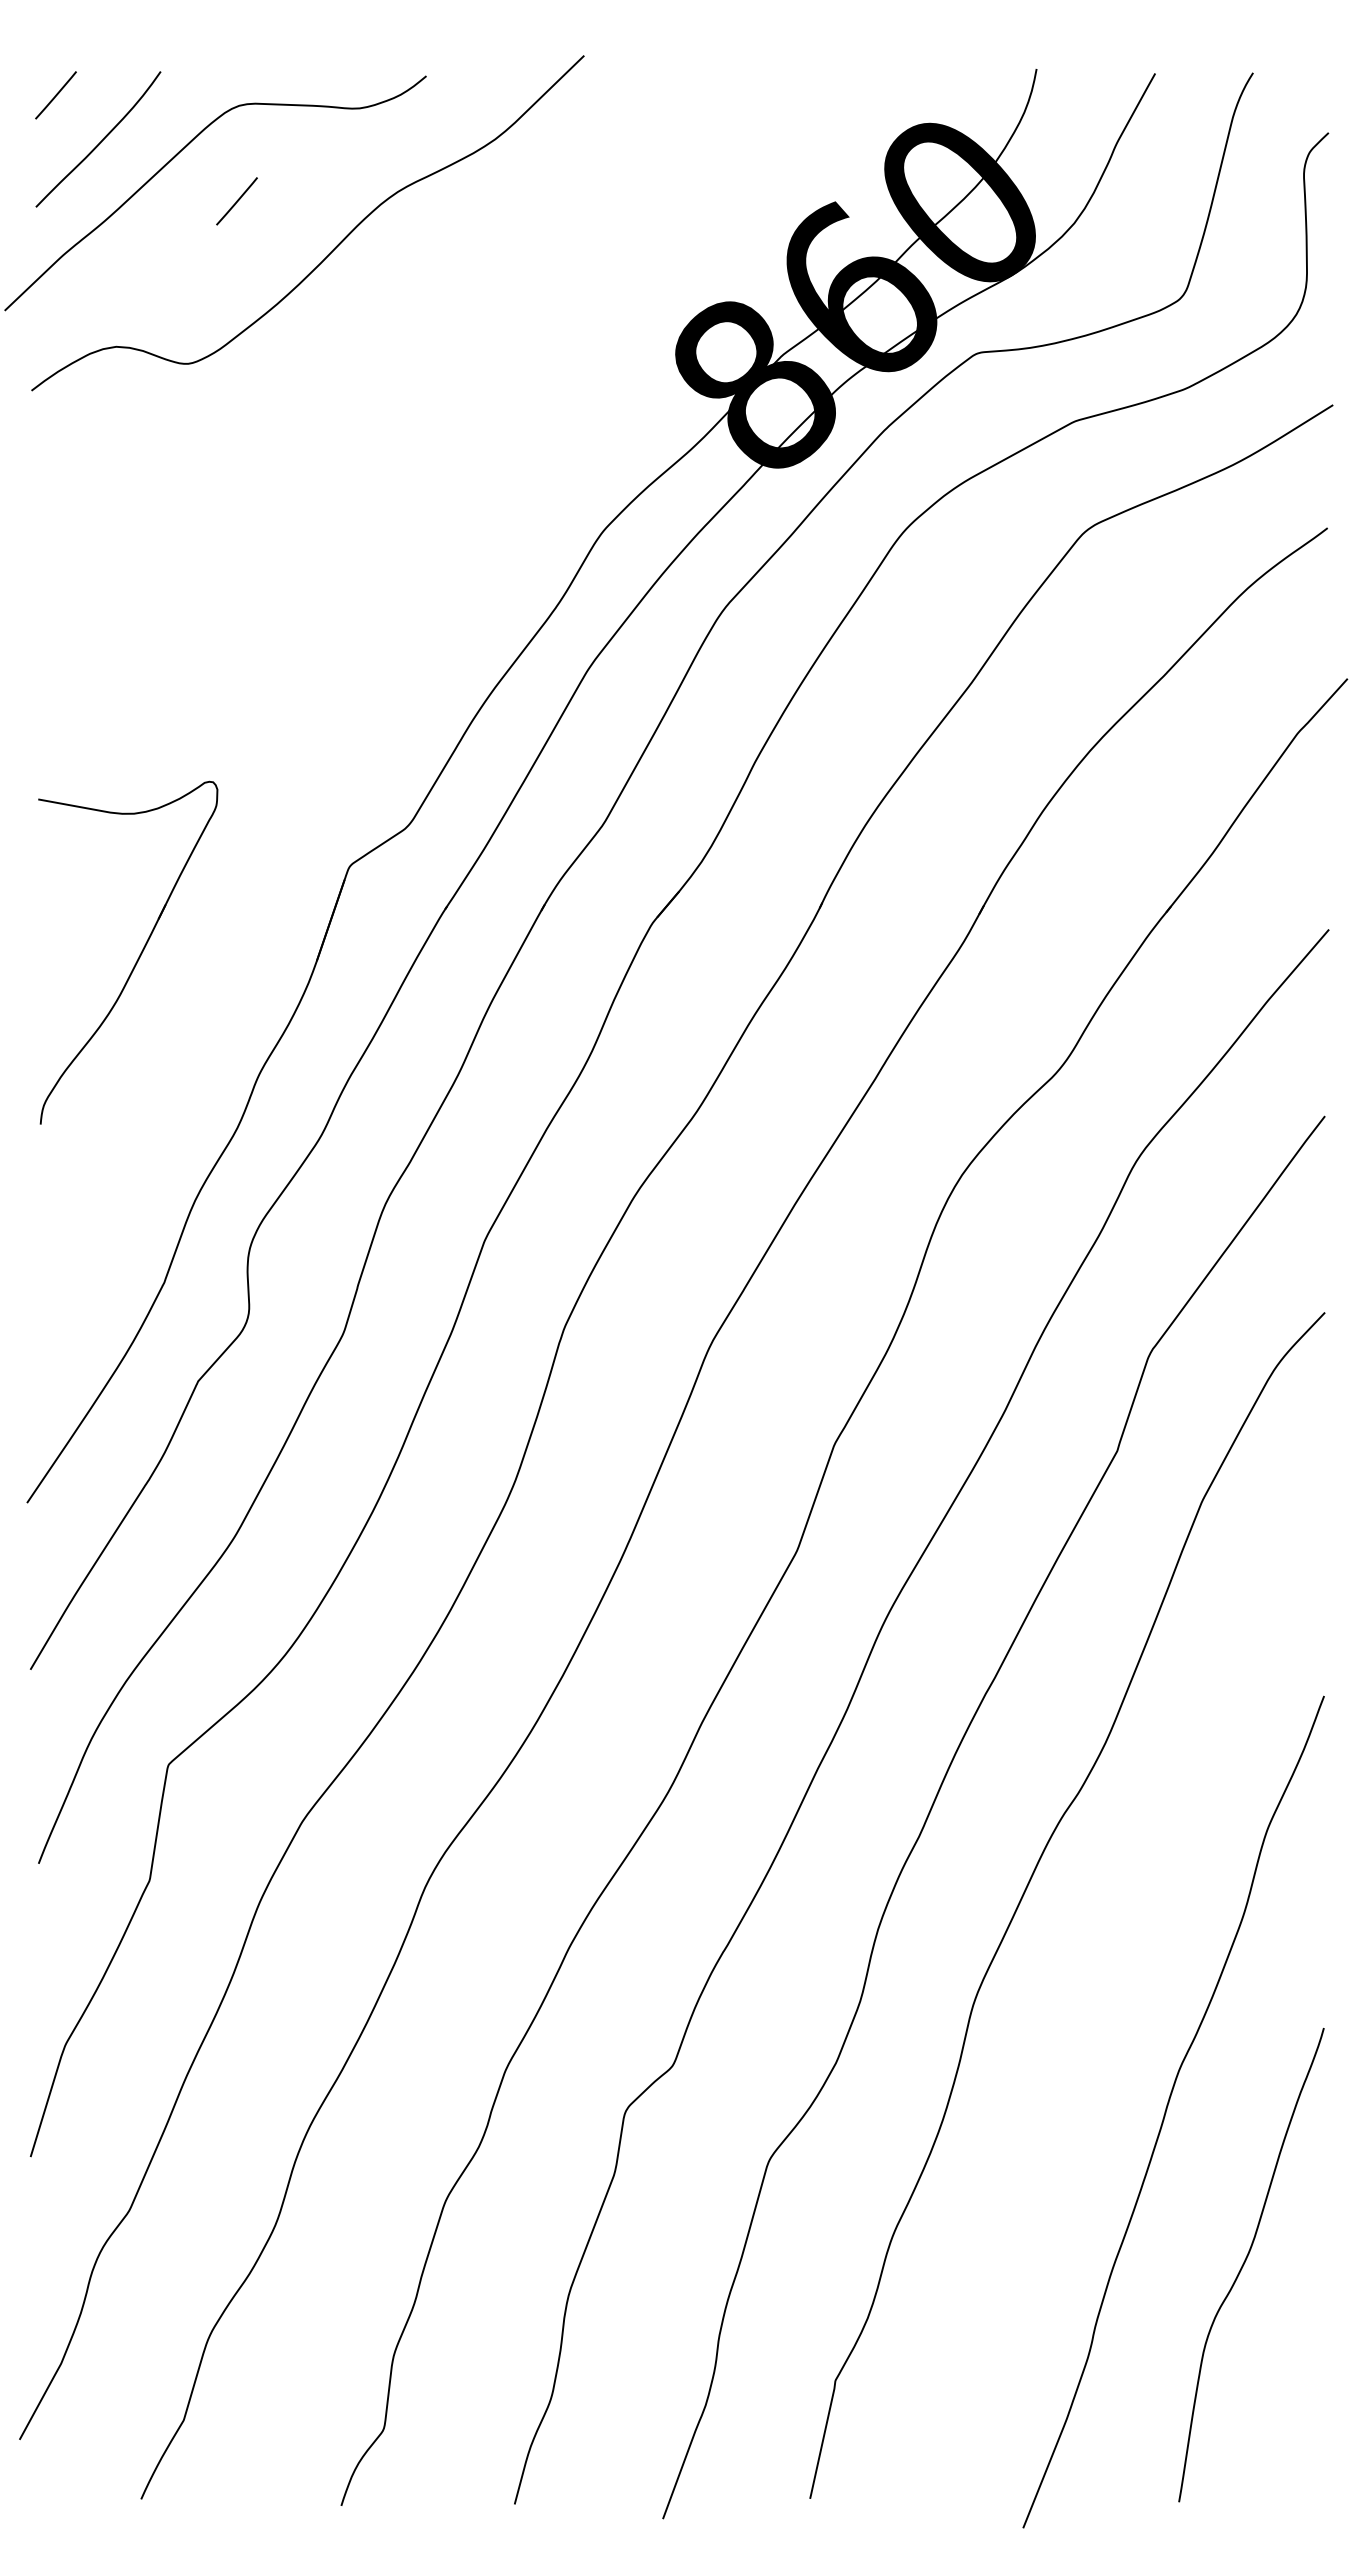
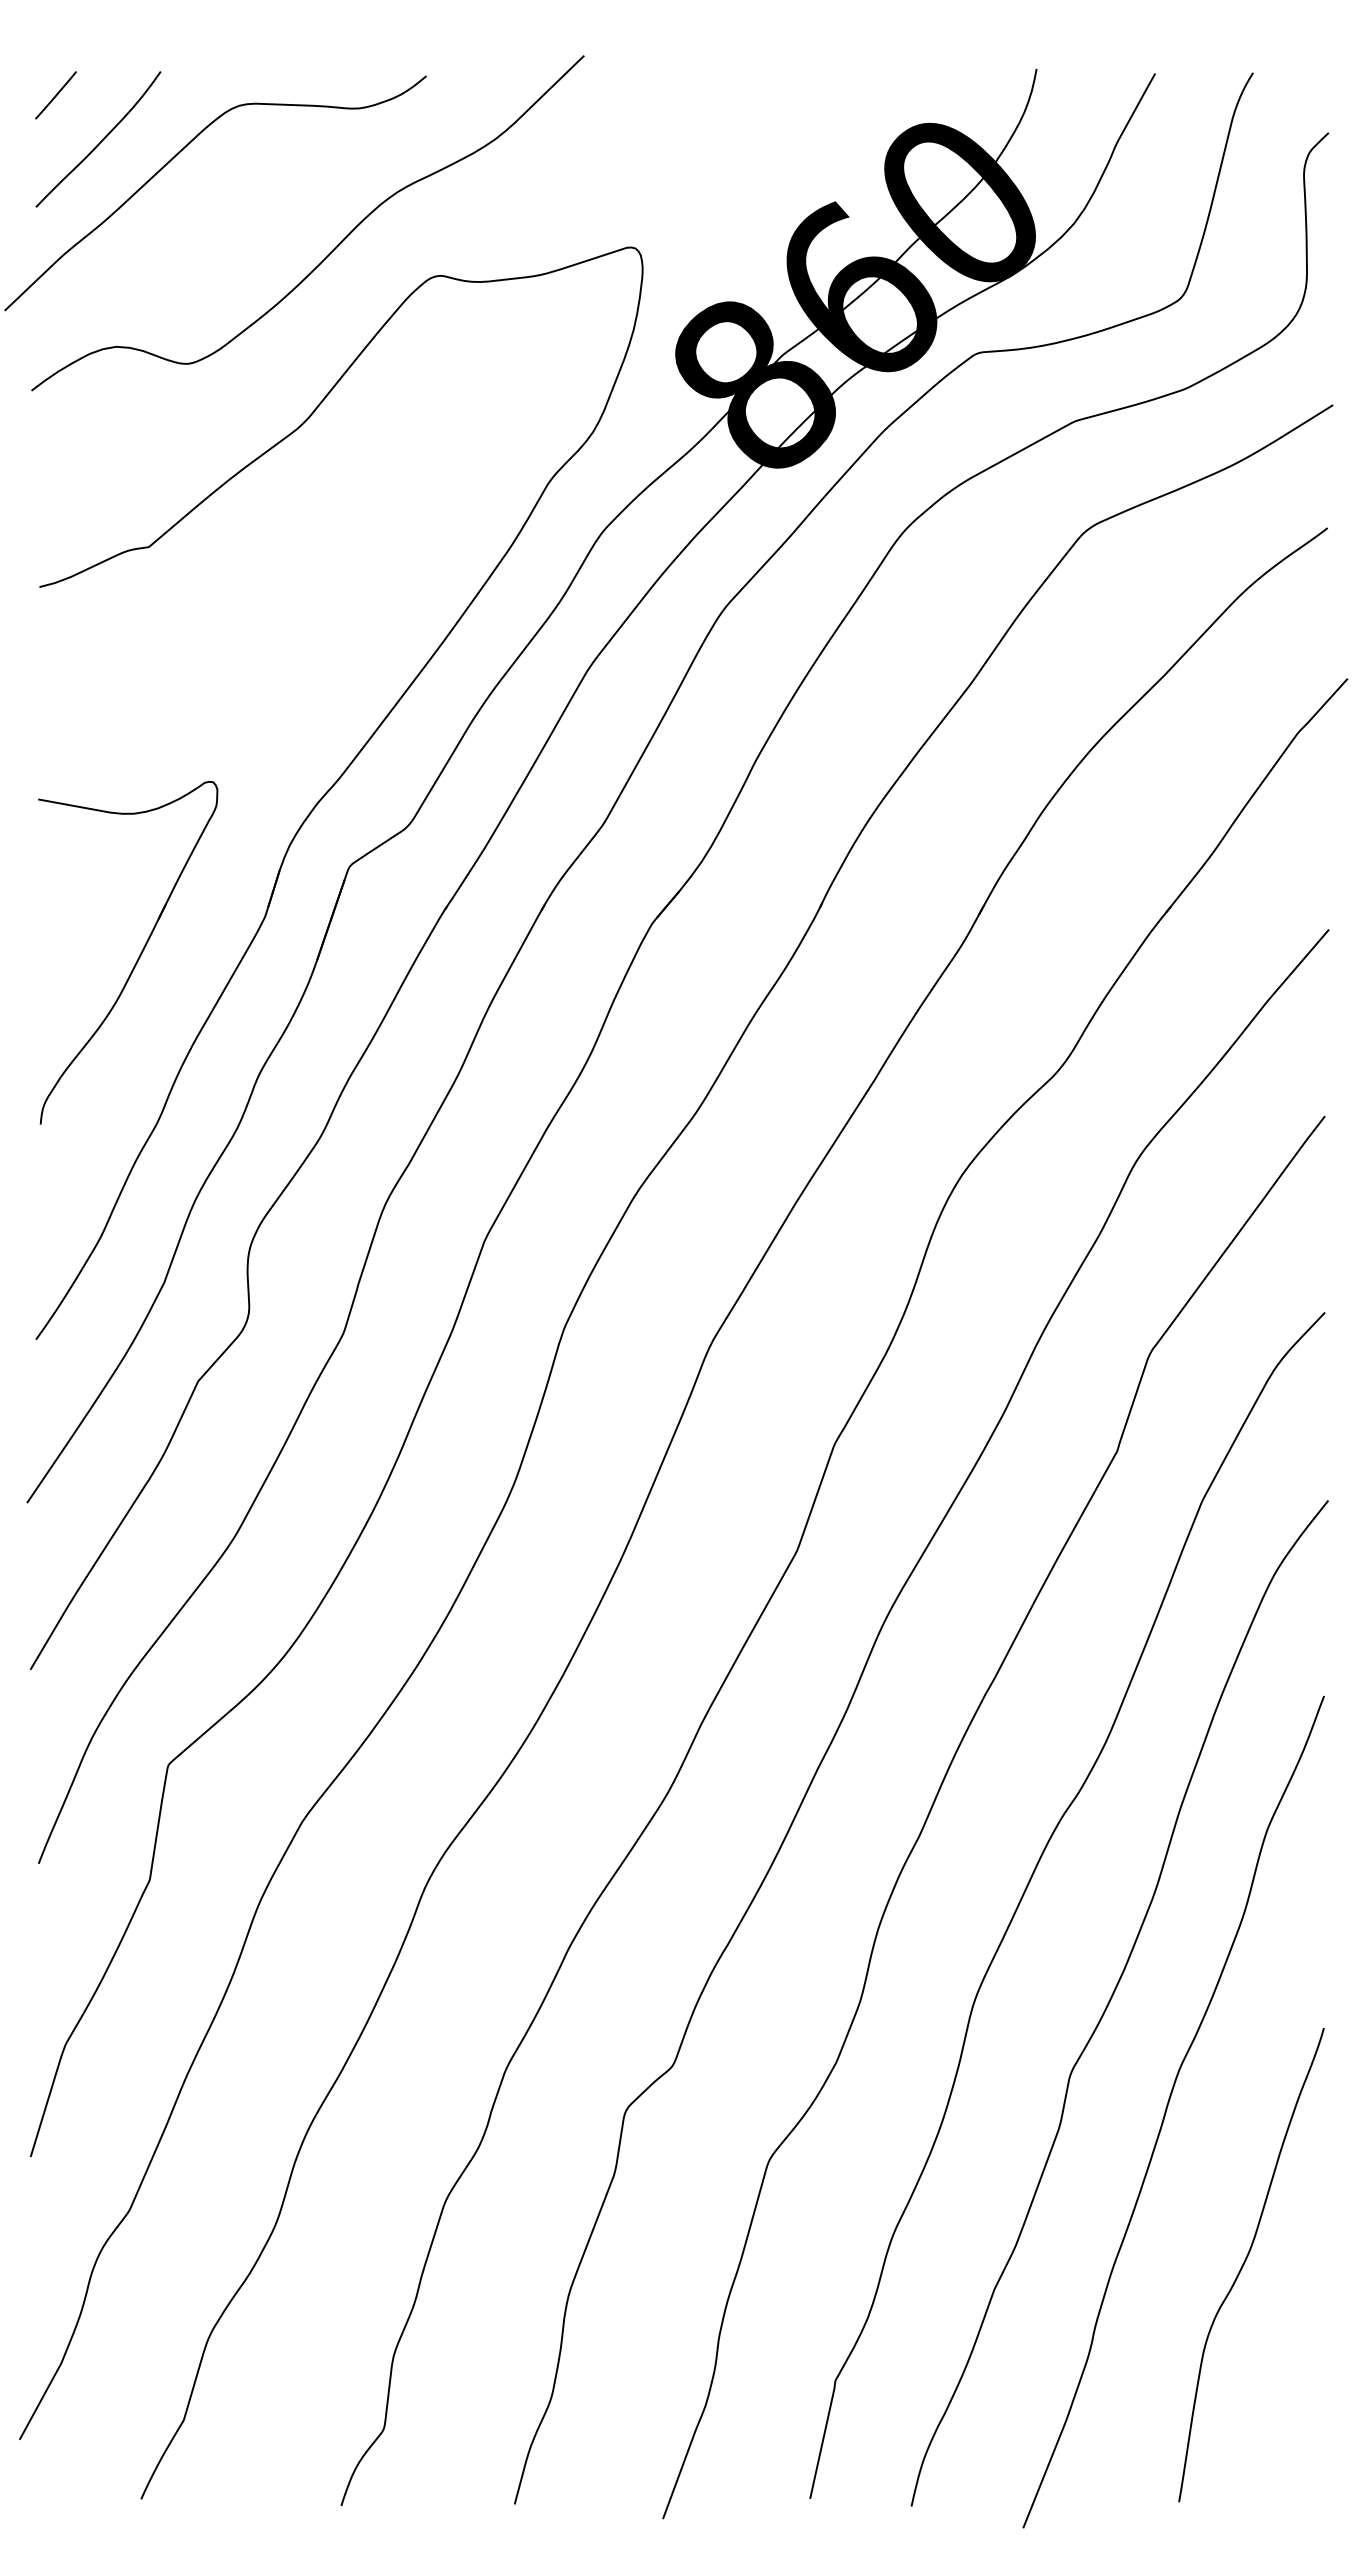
line: present -> none (236, 201)
part: none -> present (332, 788)
curve: none -> present (1111, 2000)
